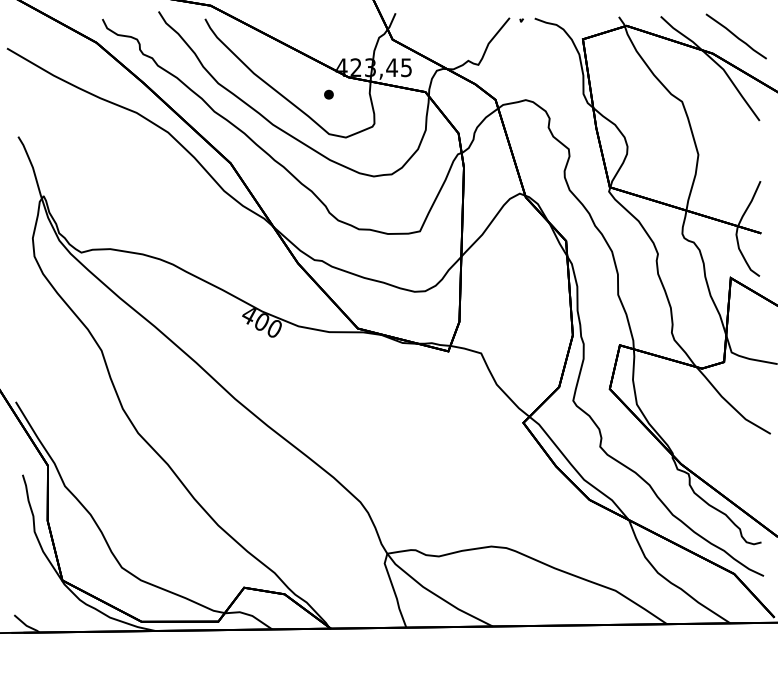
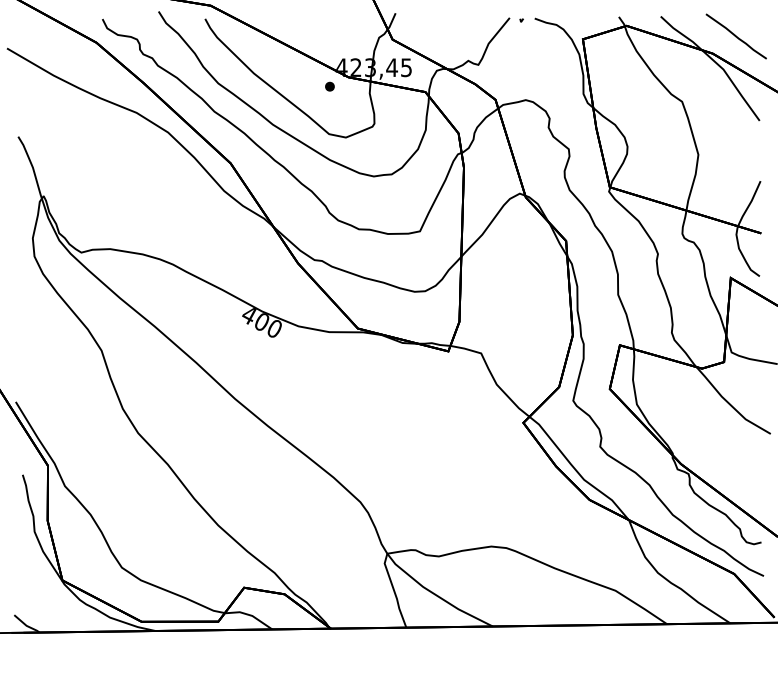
part position: (328, 94) -> (329, 86) (329, 86)
